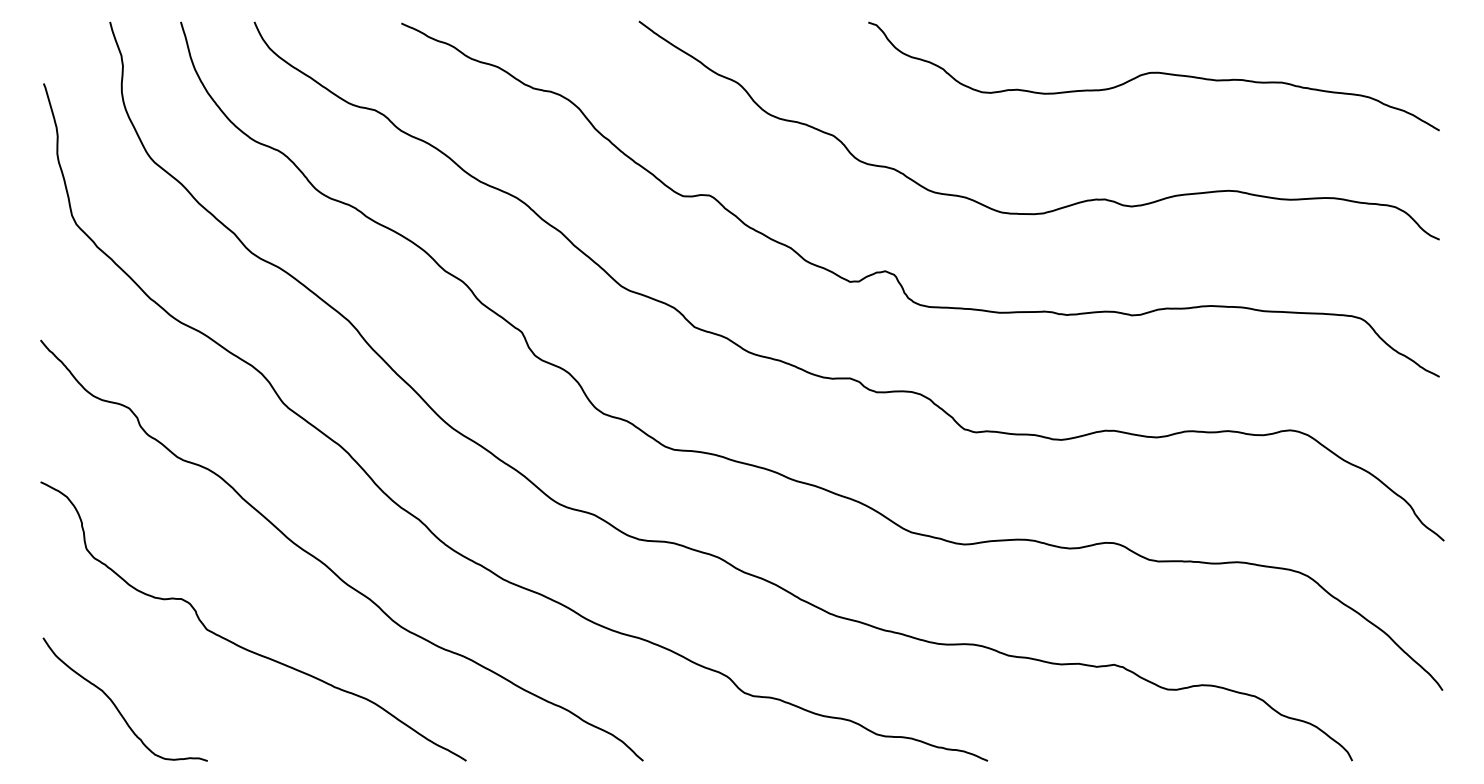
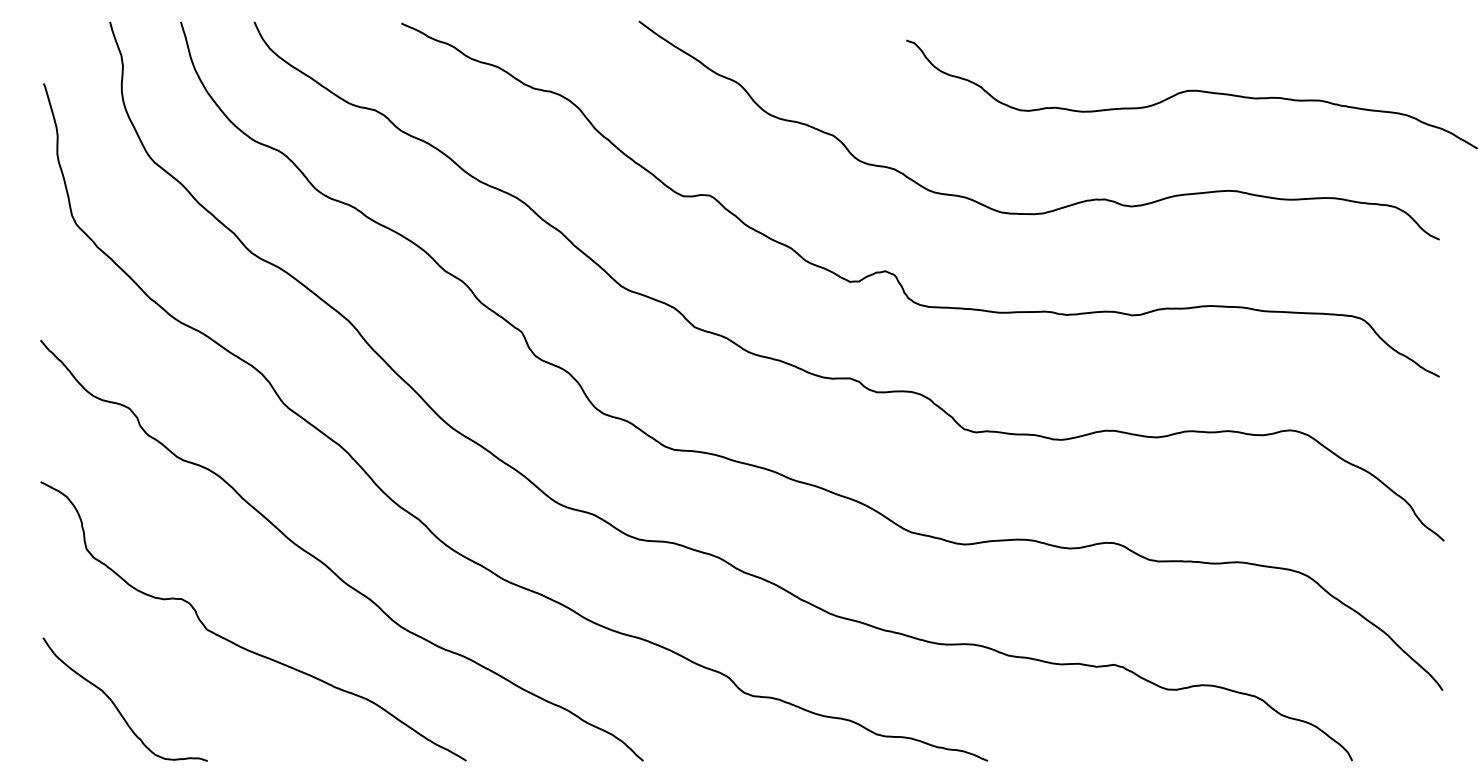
curve position: (1153, 73) -> (1191, 91) (1191, 91)
